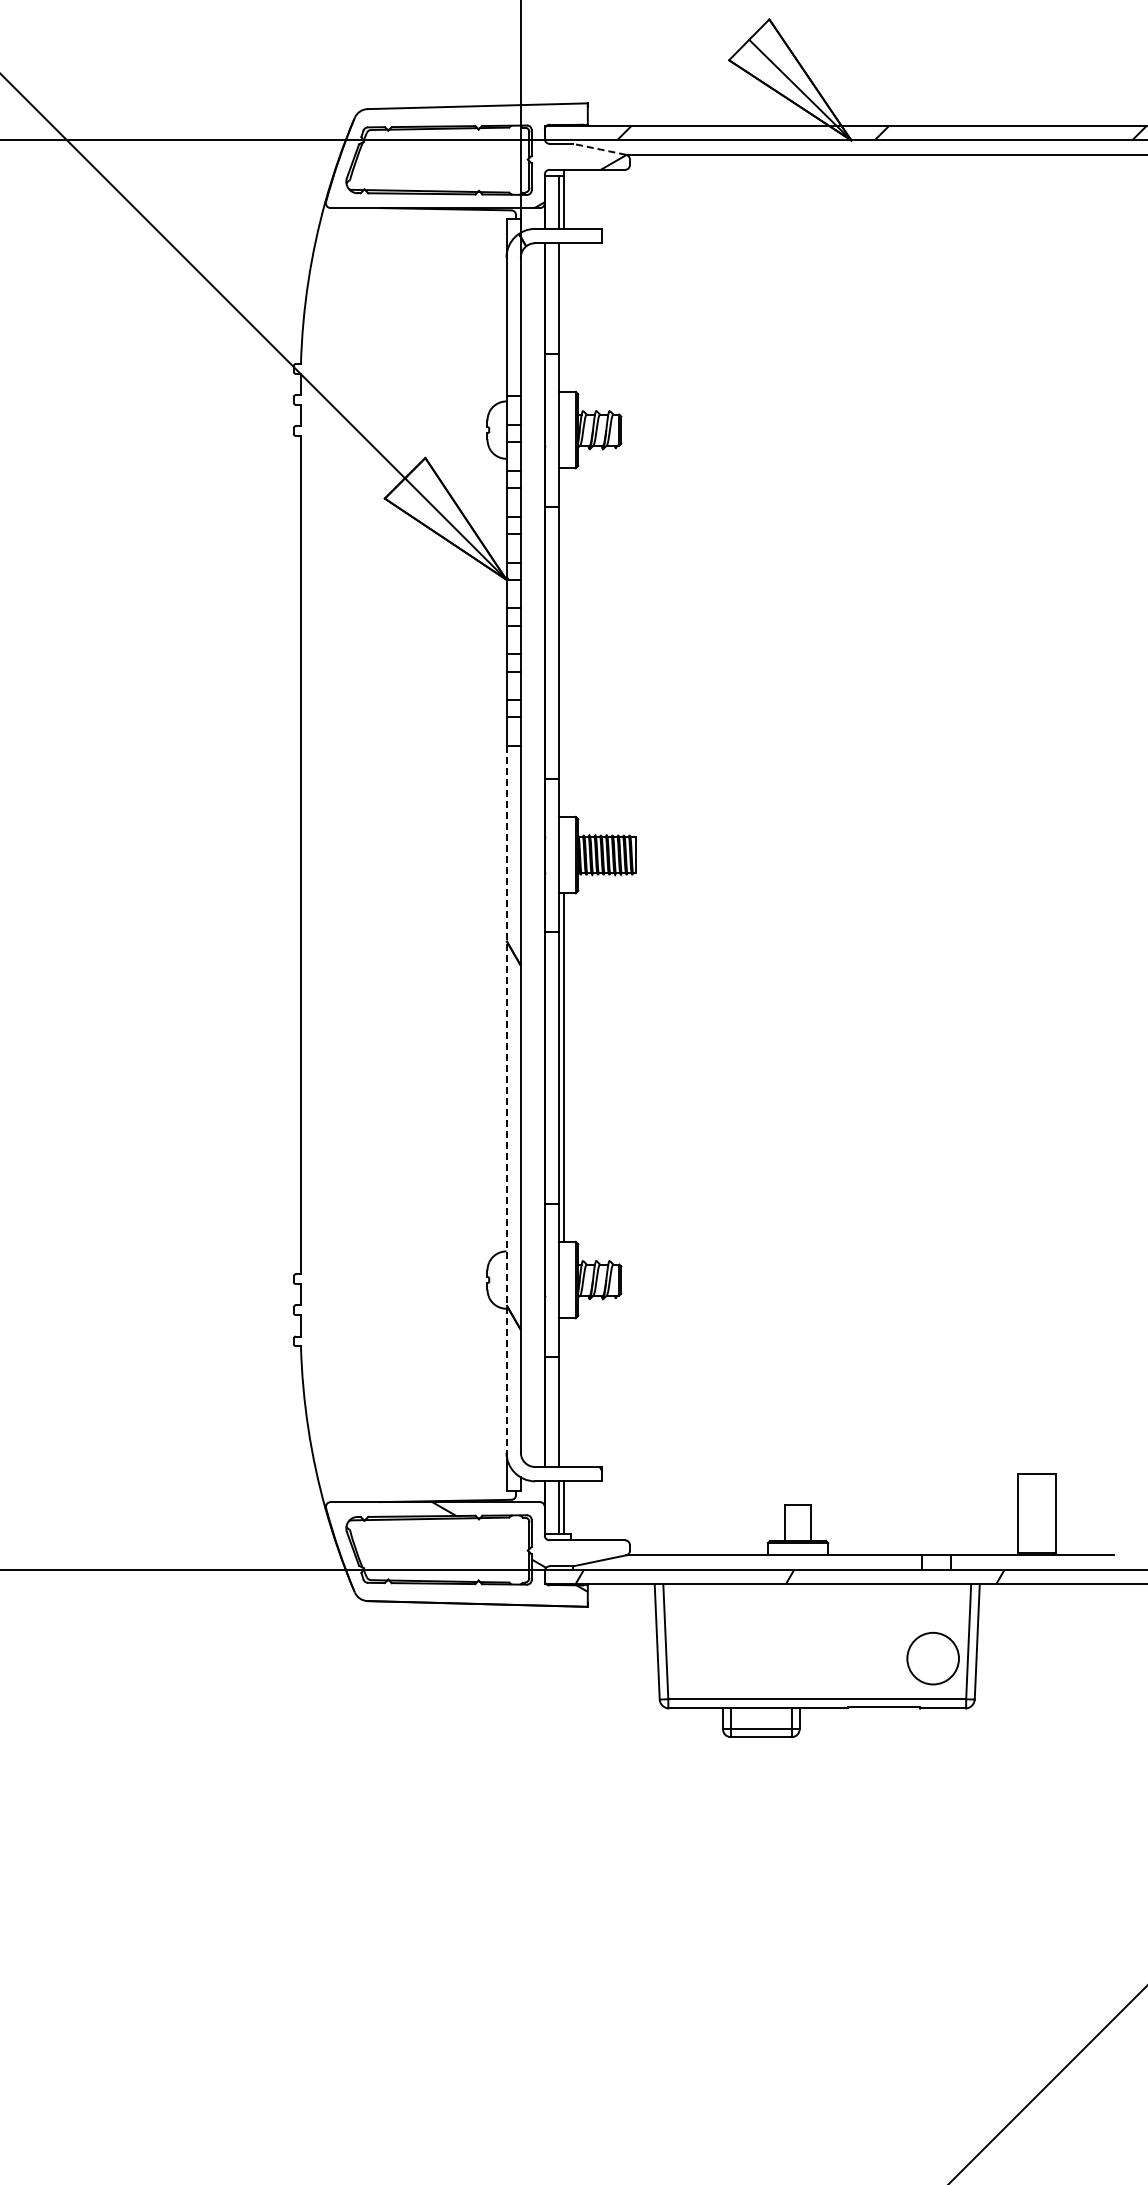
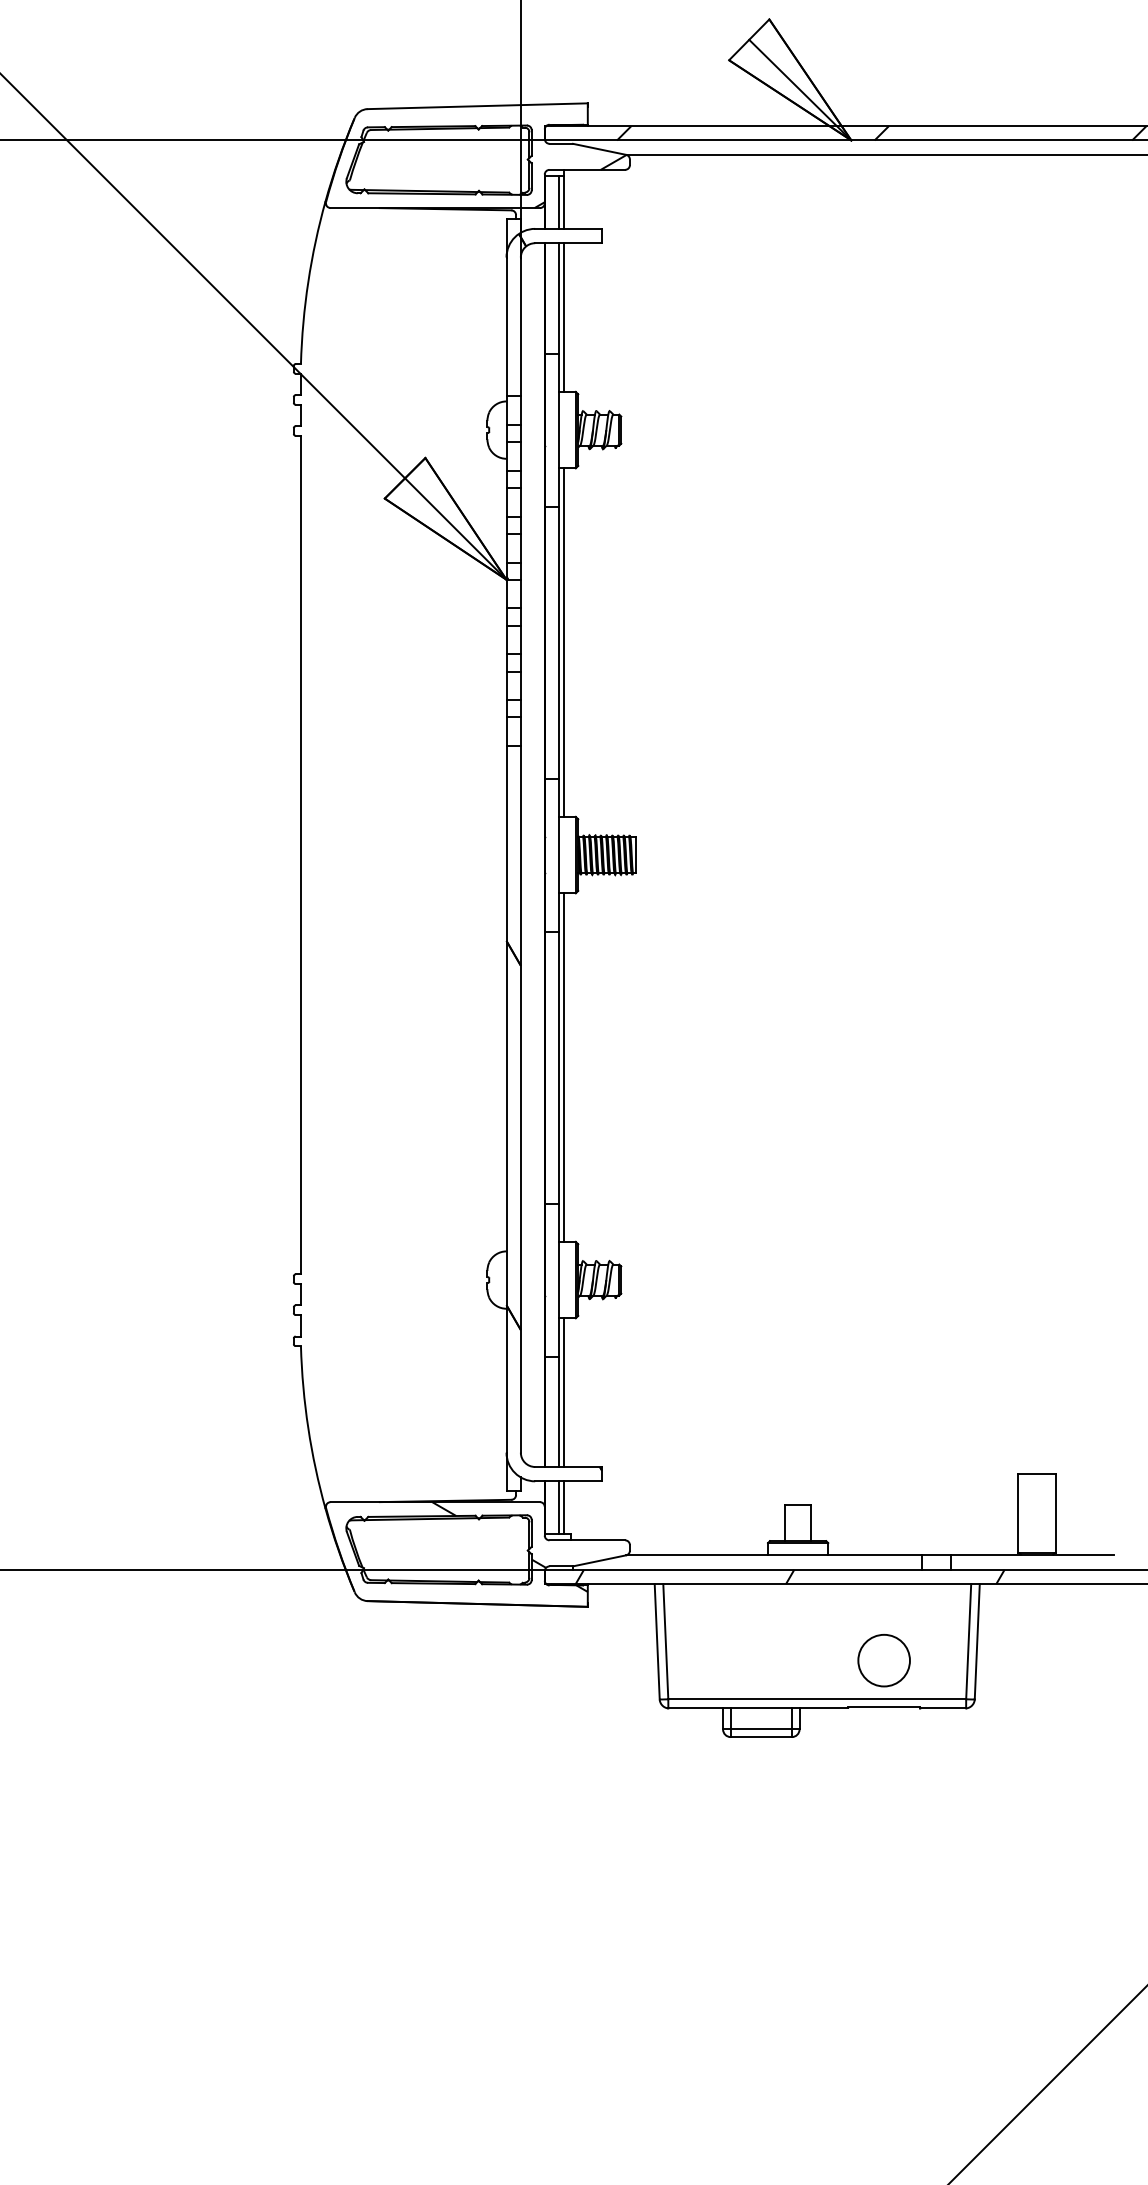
line: dashed -> solid (599, 149)
line: none -> present (563, 317)
line: none -> present (563, 642)
line: dashed -> solid (506, 1099)
line: none -> present (563, 1392)
circle position: (932, 1658) -> (883, 1660) (883, 1660)
